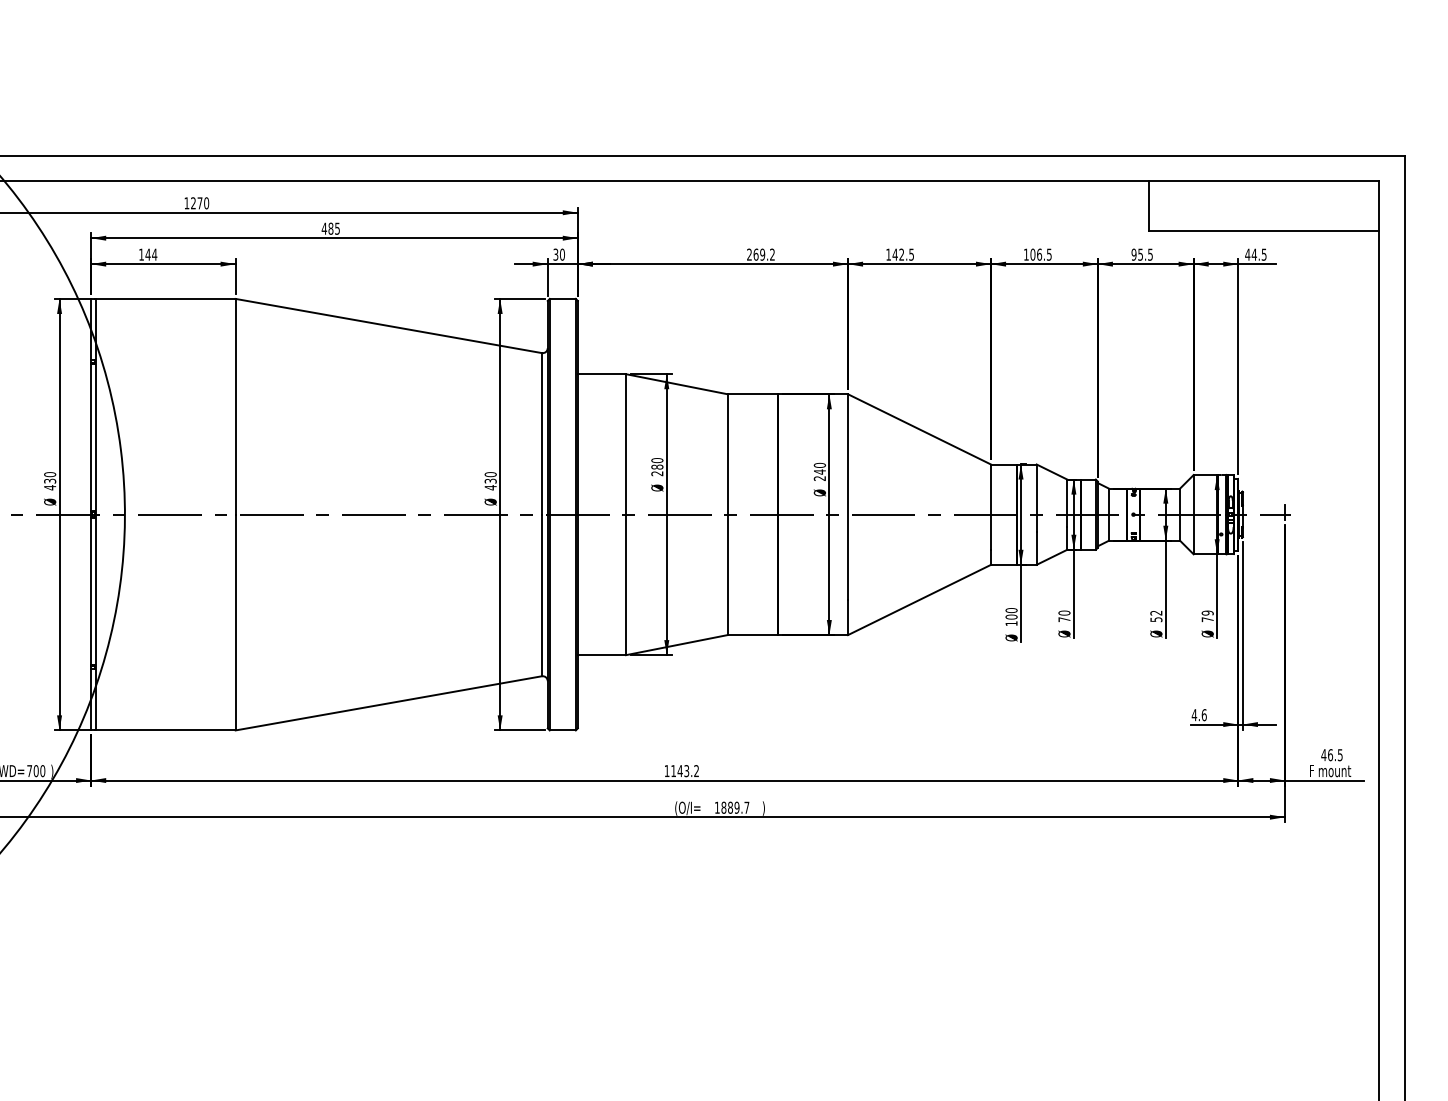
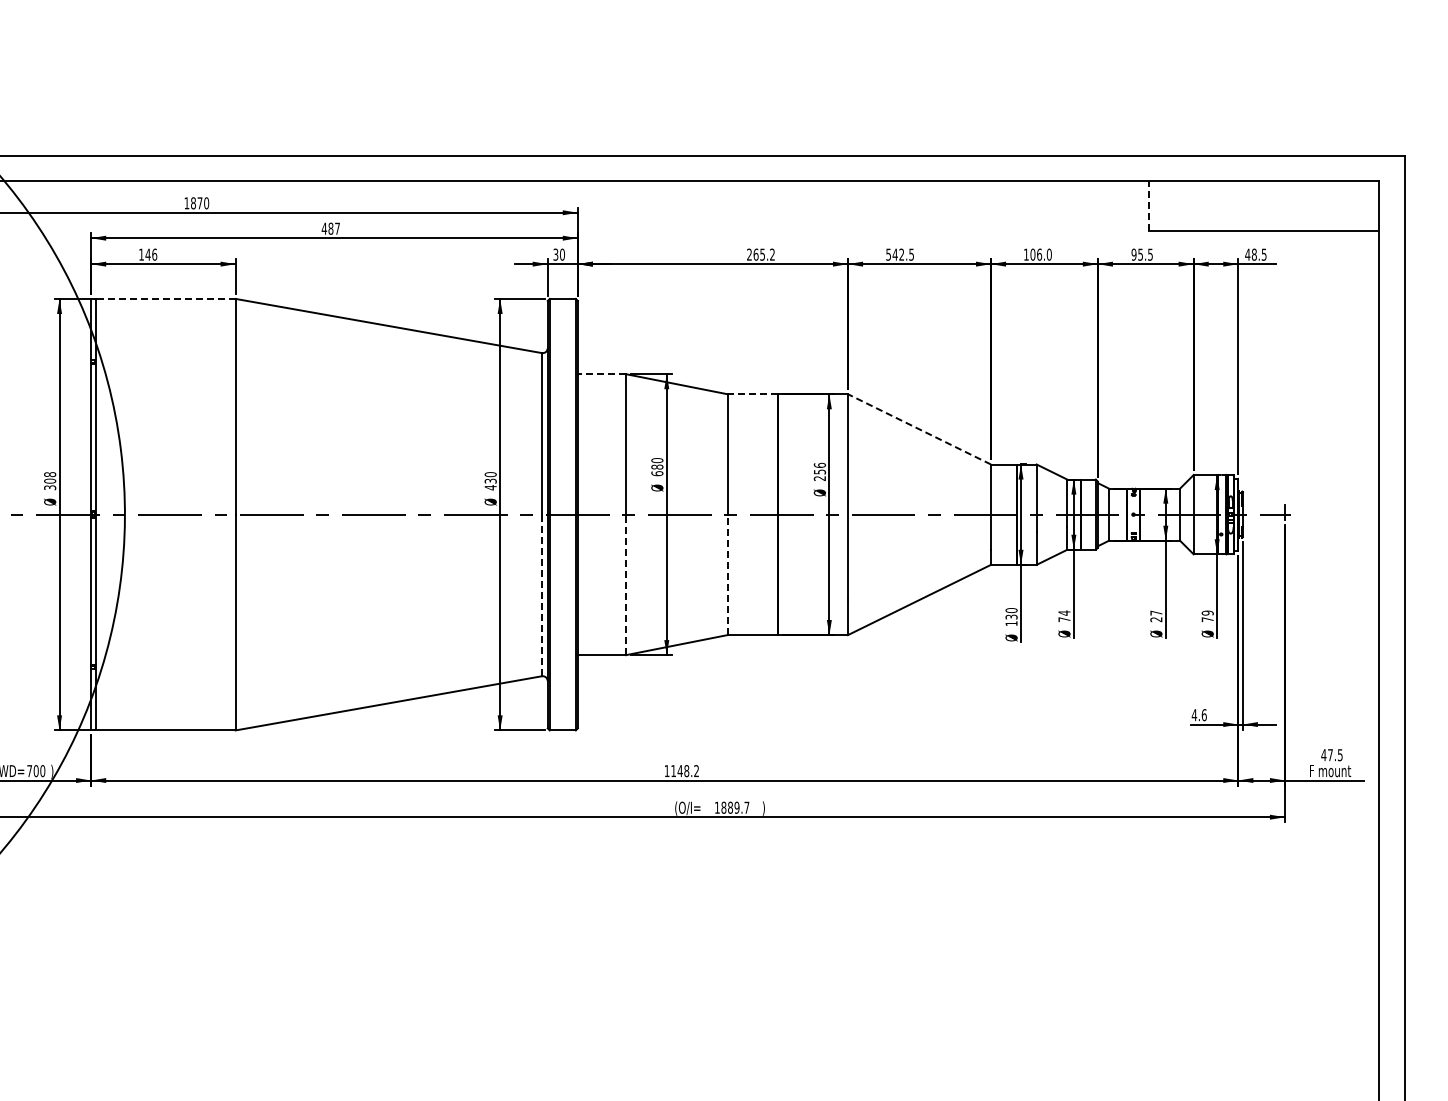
text: 1270 -> 1870 (193, 203)
line: solid -> dashed (1148, 205)
text: 485 -> 487 (337, 228)
text: 144 -> 146 (154, 254)
text: 269.2 -> 265.2 (762, 254)
text: 142.5 -> 542.5 (888, 254)
text: 106.5 -> 106.0 (1048, 254)
text: 44.5 -> 48.5 (1254, 254)
line: solid -> dashed (165, 298)
line: solid -> dashed (601, 374)
line: solid -> dashed (752, 394)
line: solid -> dashed (919, 429)
text: 240 -> 256 (819, 468)
text: 280 -> 680 (657, 473)
text: 430 -> 308 (50, 481)
line: solid -> dashed (727, 574)
line: solid -> dashed (626, 584)
line: solid -> dashed (541, 595)
text: 70 -> 74 (1064, 612)
text: 100 -> 130 (1011, 616)
text: 52 -> 27 (1156, 616)
text: 46.5 -> 47.5 (1330, 755)
text: 1143.2 -> 1148.2 (686, 771)
